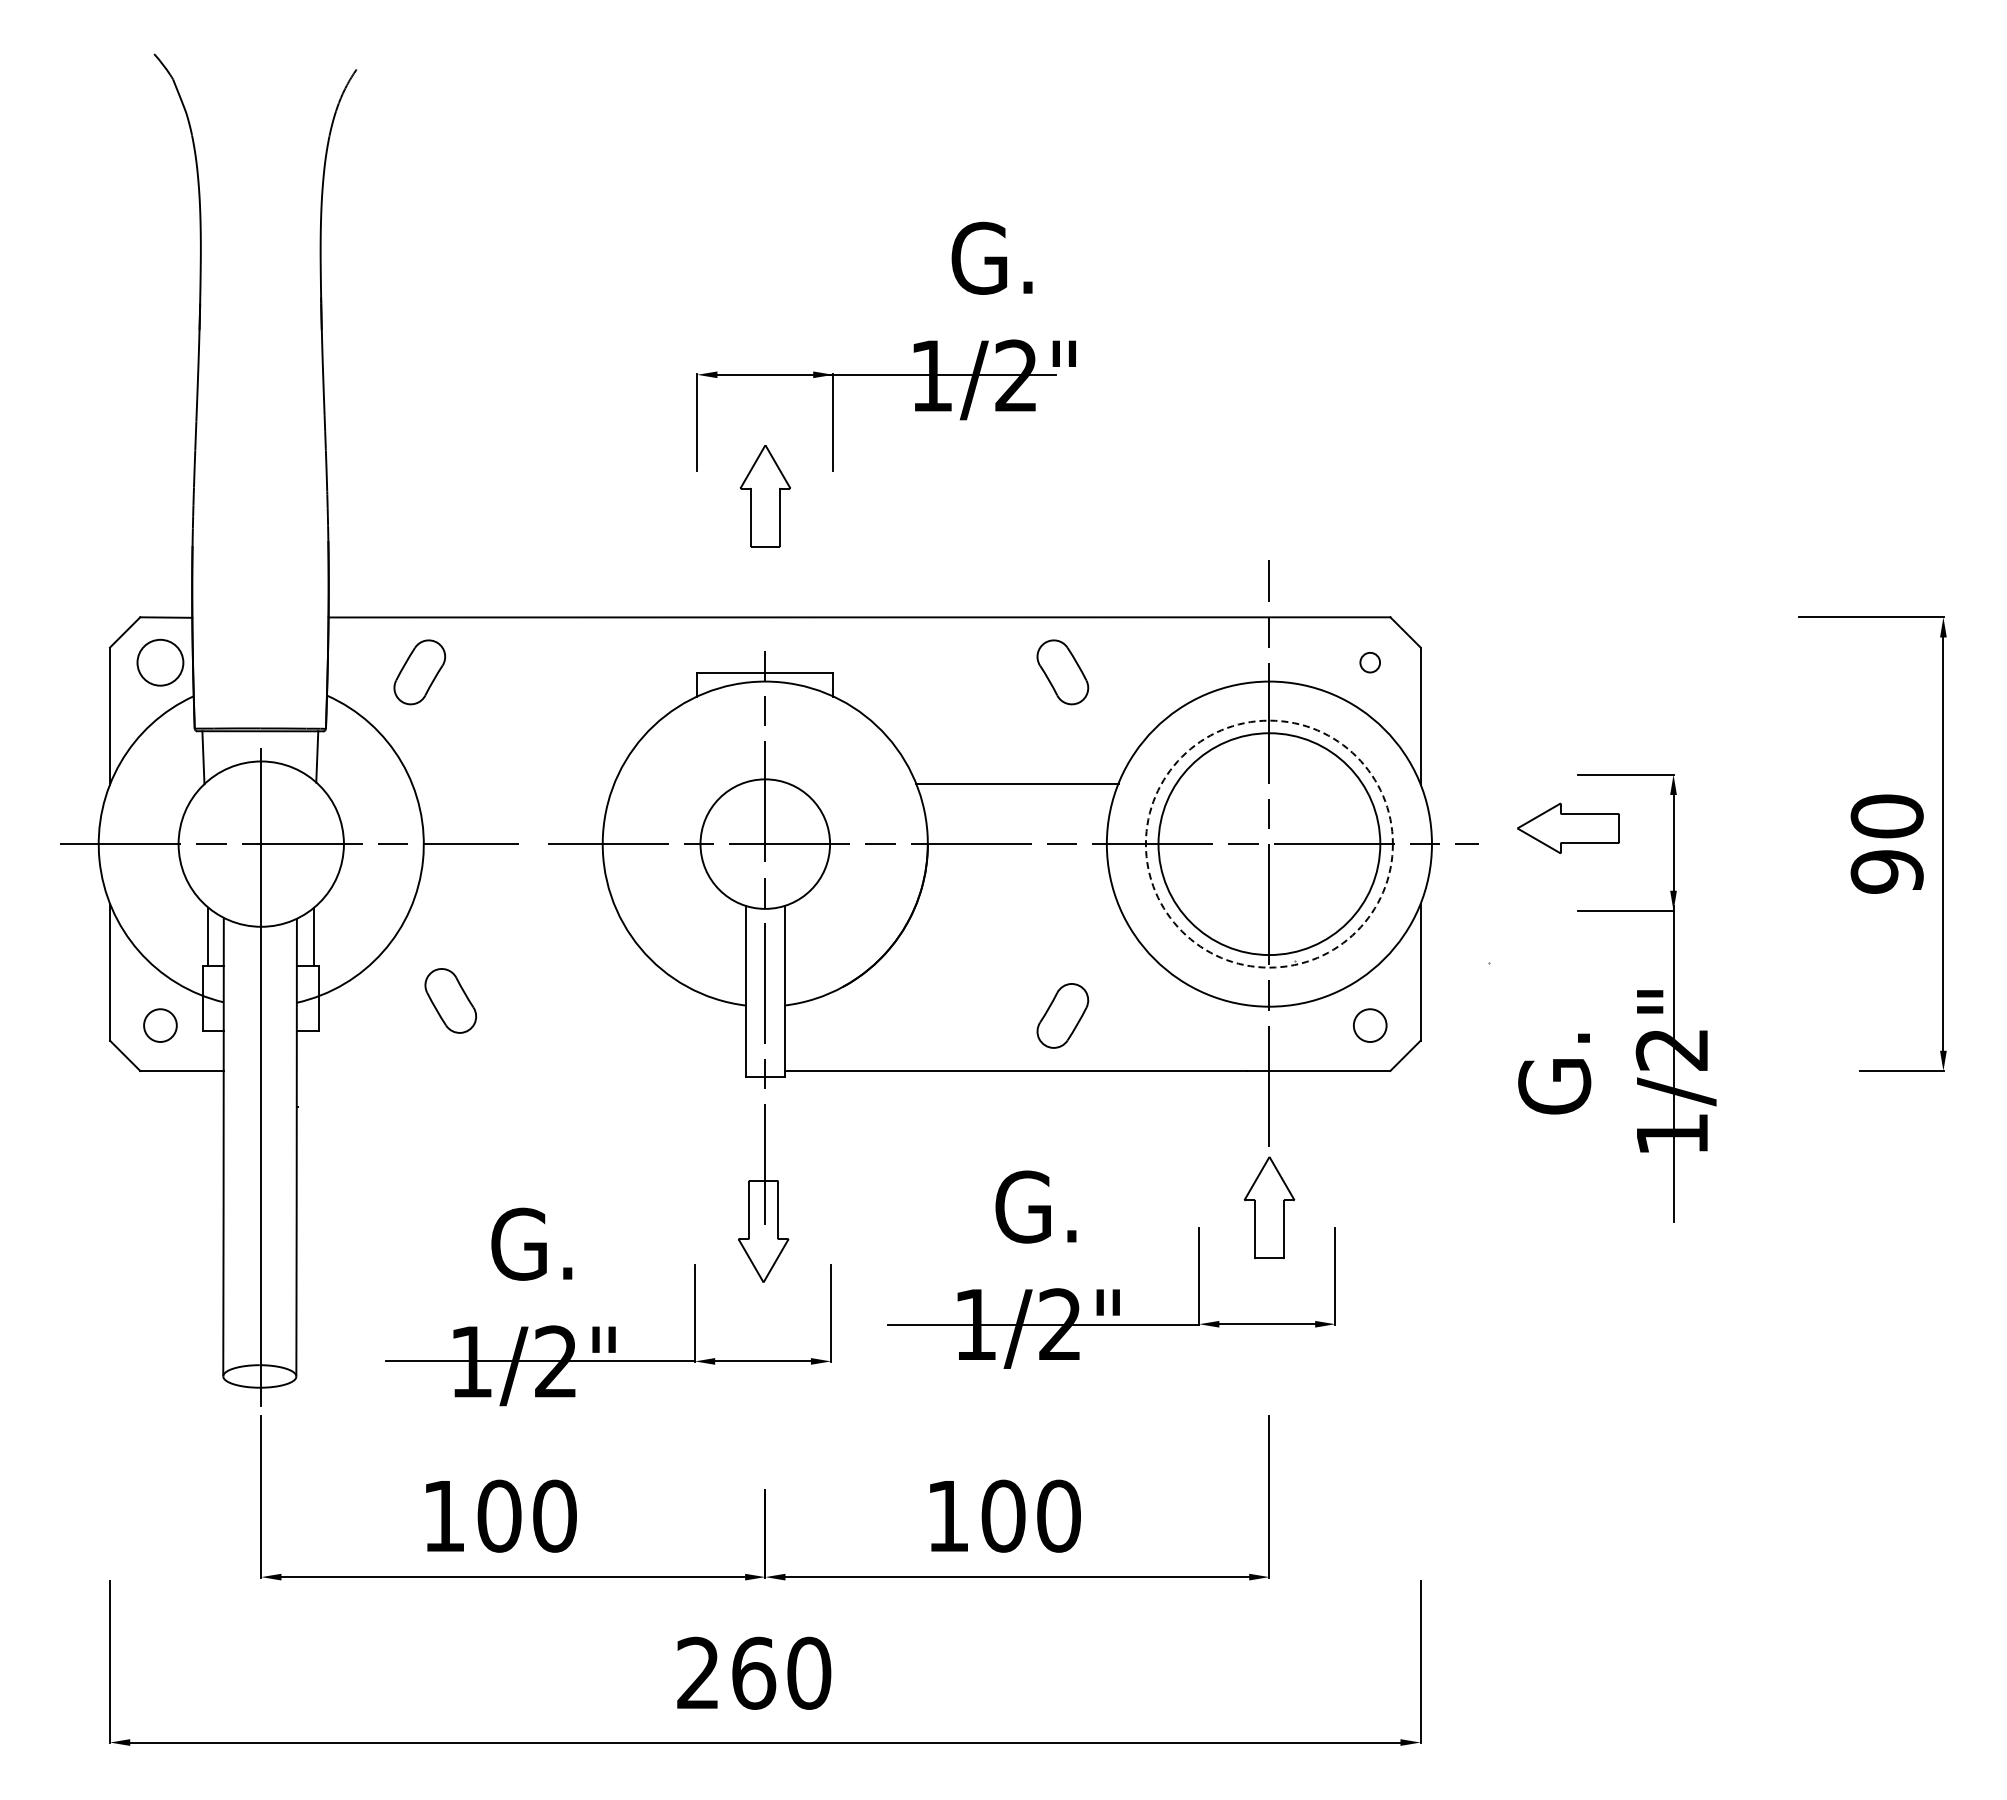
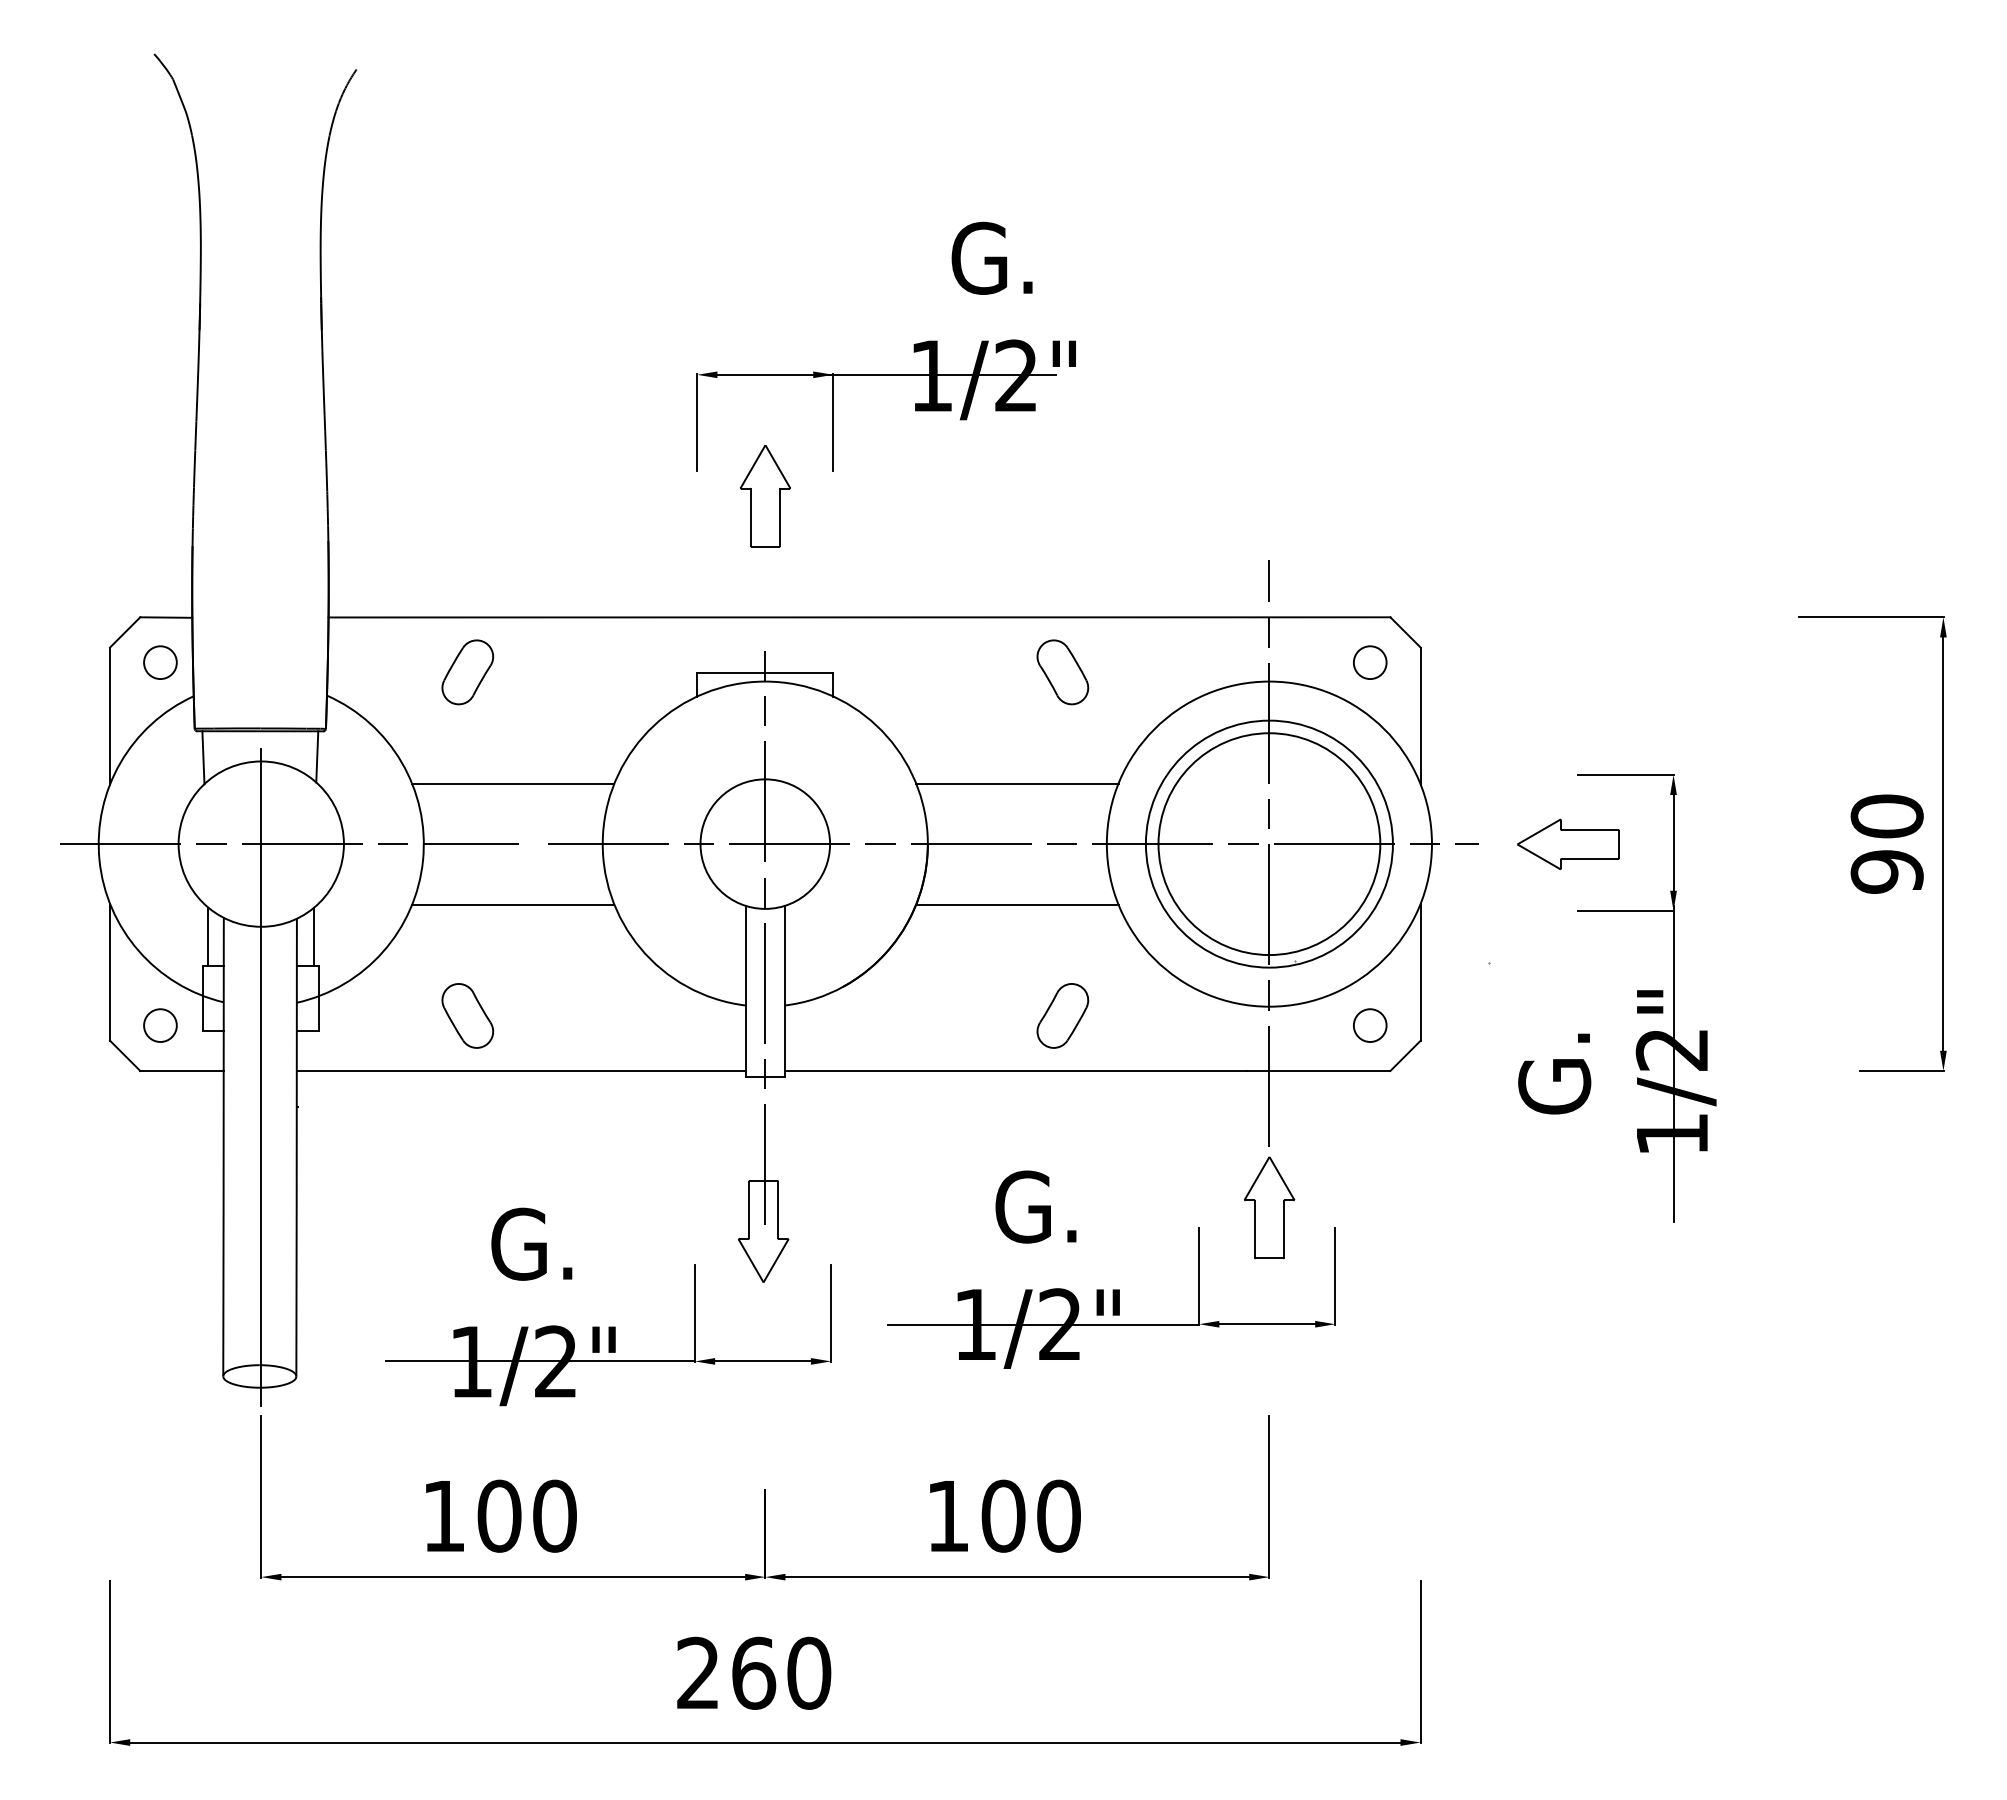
circle size: 49x49 px -> 35x35 px (160, 662)
circle diameter: 20 px -> 33 px (1369, 662)
part position: (419, 672) -> (467, 672) (467, 672)
line: none -> present (513, 783)
part position: (1568, 827) -> (1568, 843) (1568, 843)
circle: dashed -> solid (1268, 843)
line: none -> present (513, 904)
line: none -> present (1017, 904)
part position: (450, 1000) -> (467, 1015) (467, 1015)
line: none -> present (521, 1070)
